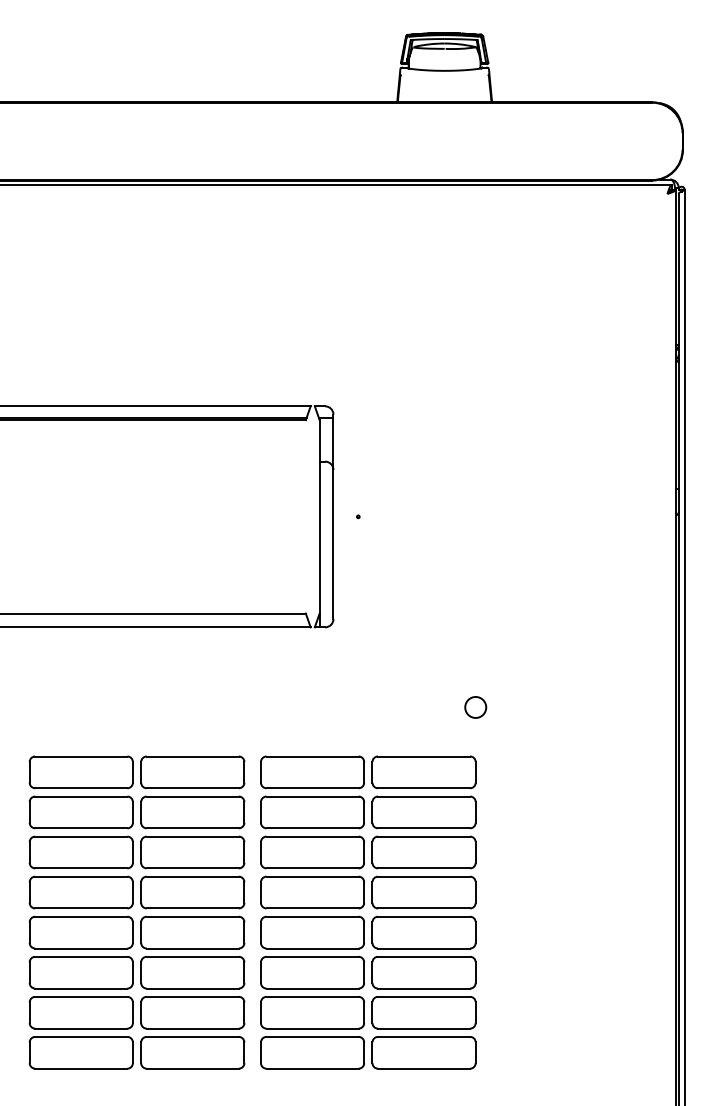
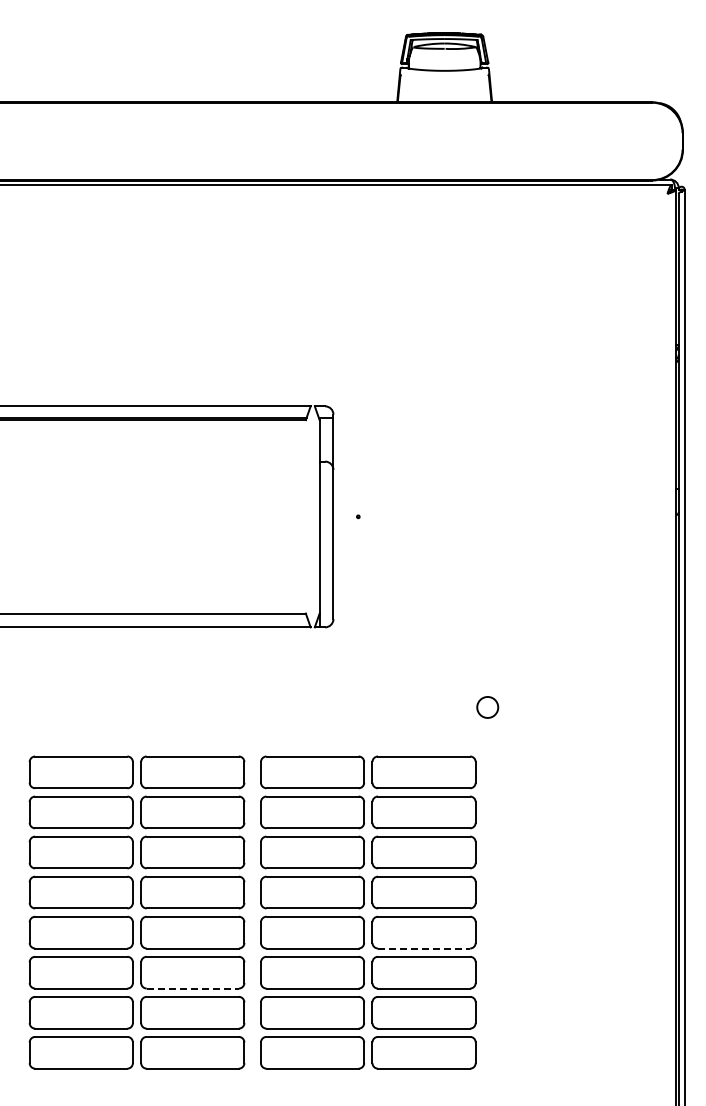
circle position: (475, 707) -> (487, 707) (487, 707)
line: solid -> dashed (424, 948)
line: solid -> dashed (193, 988)
